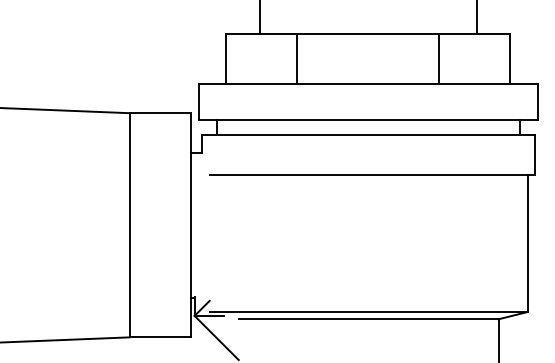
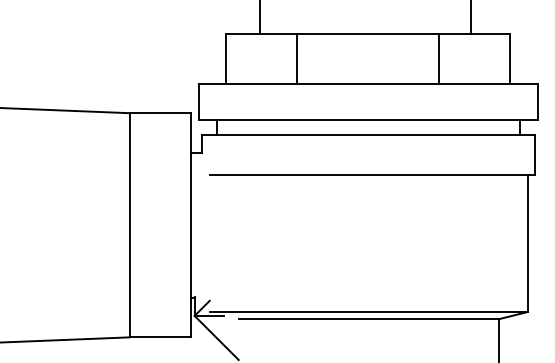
line position: (476, 18) -> (470, 18) (470, 18)
